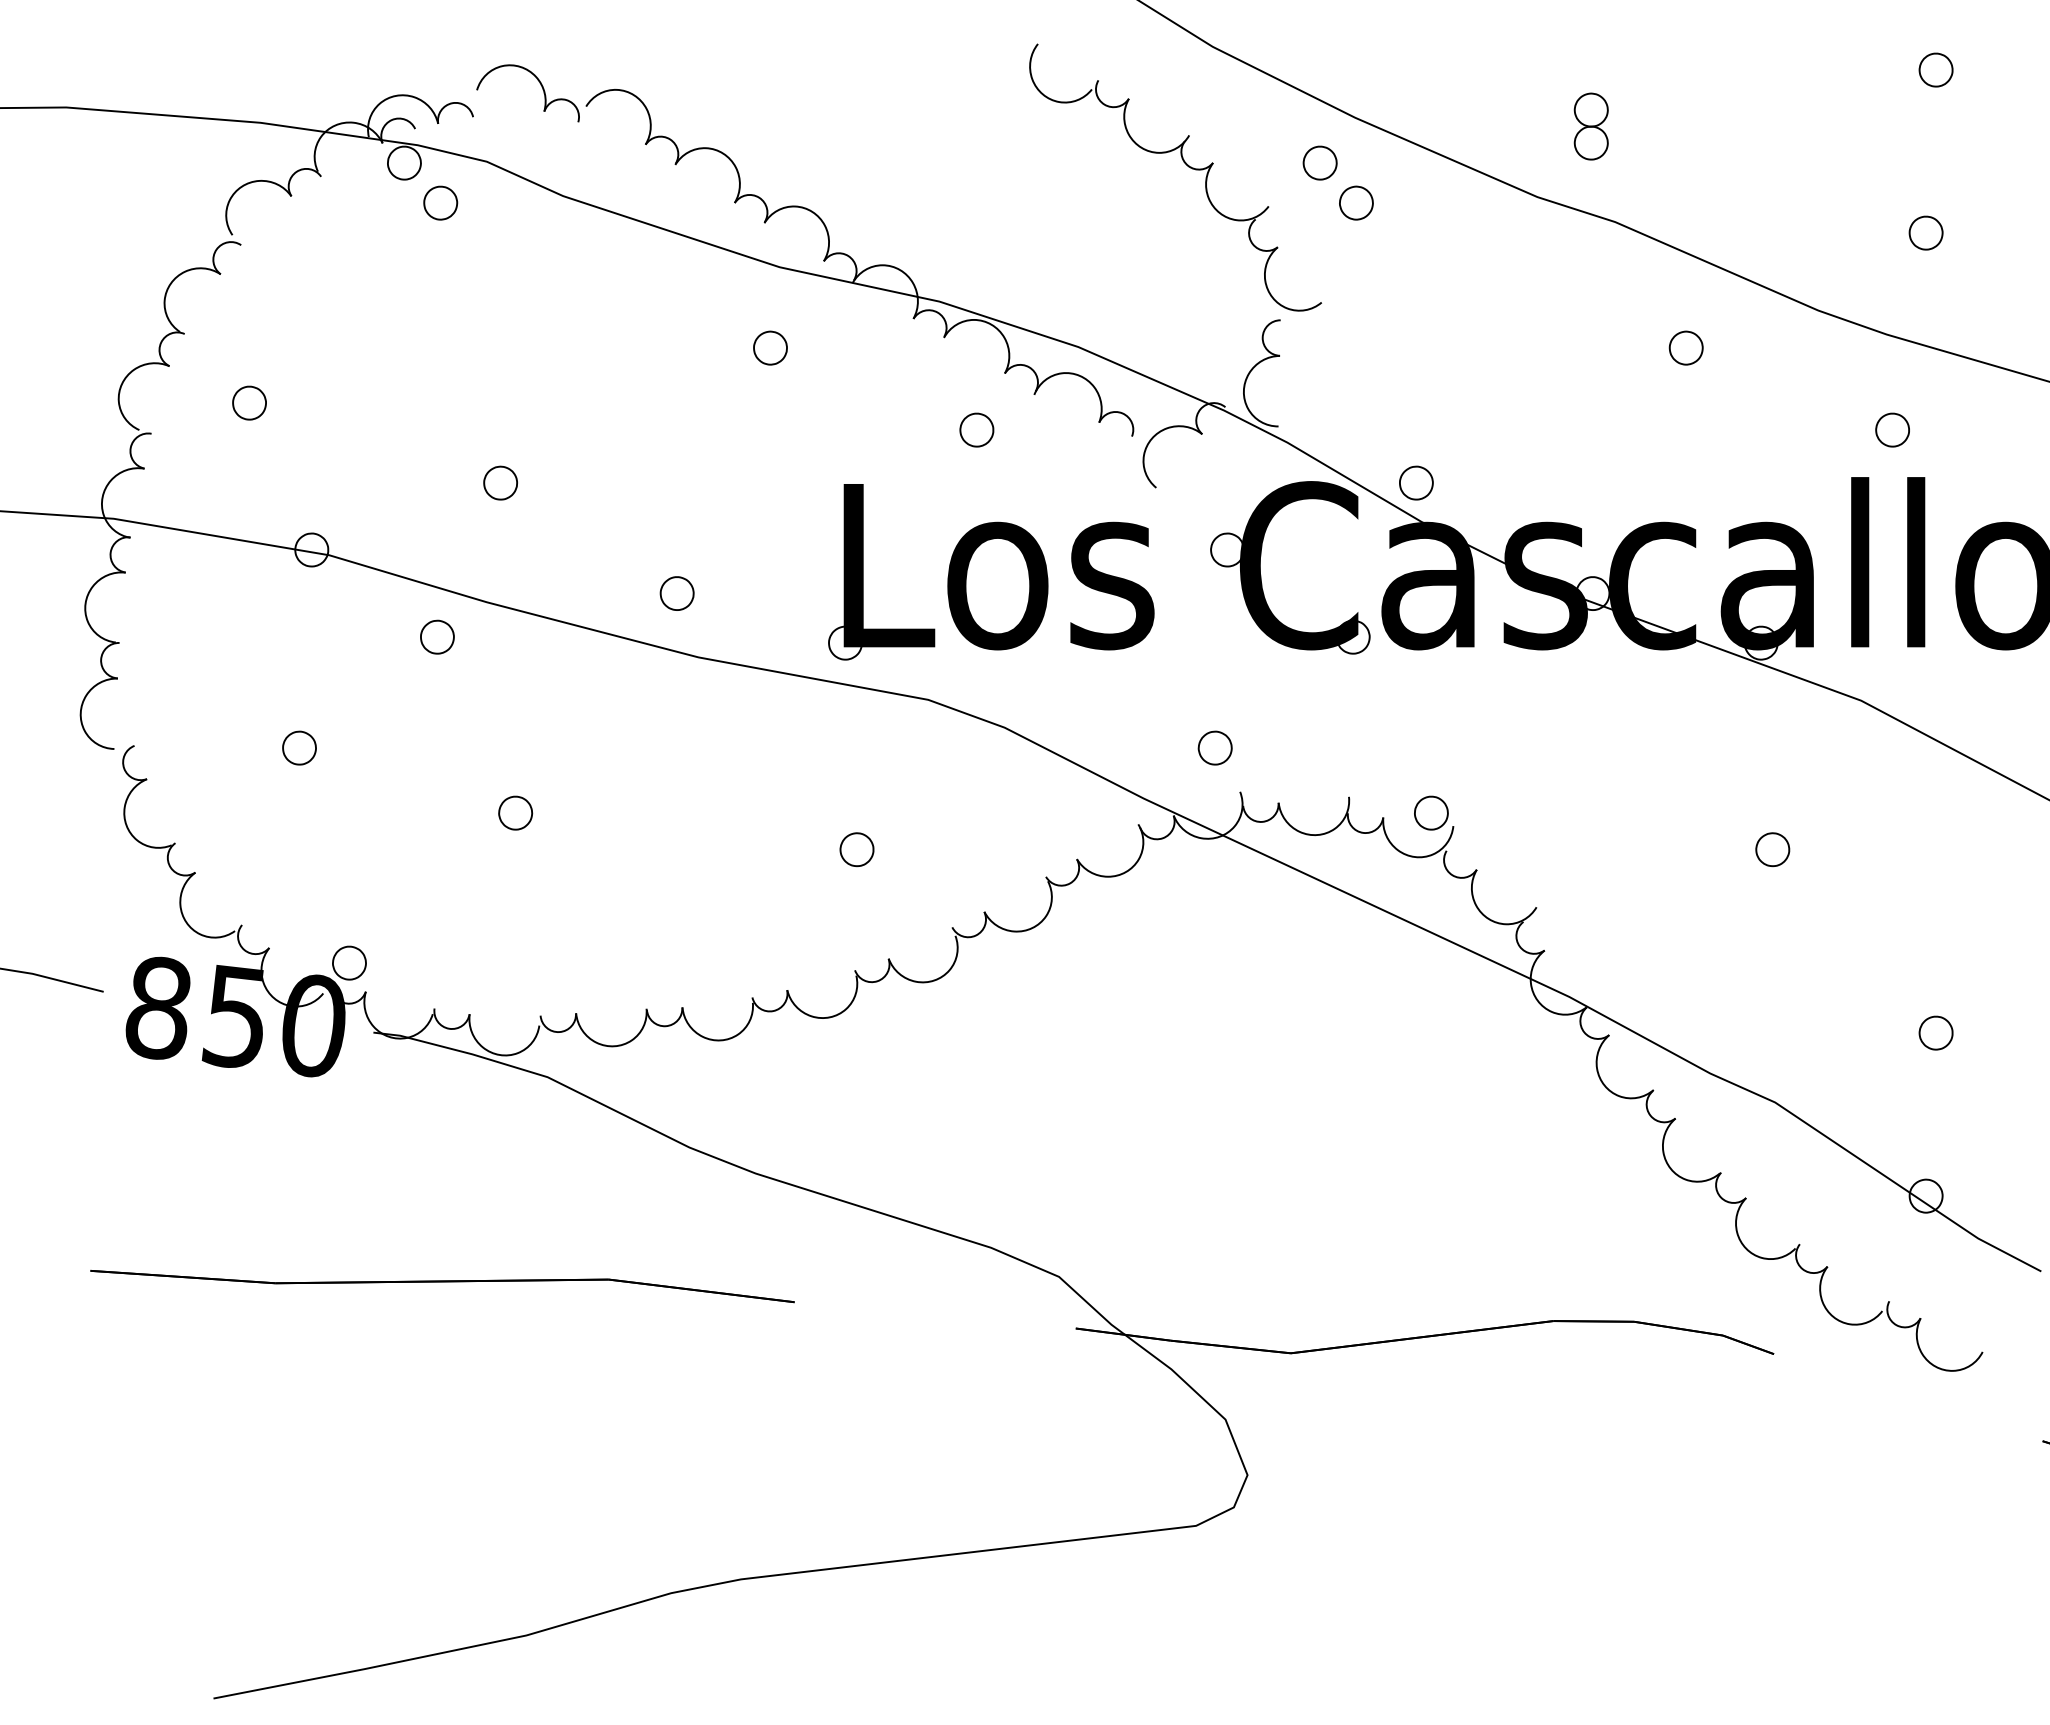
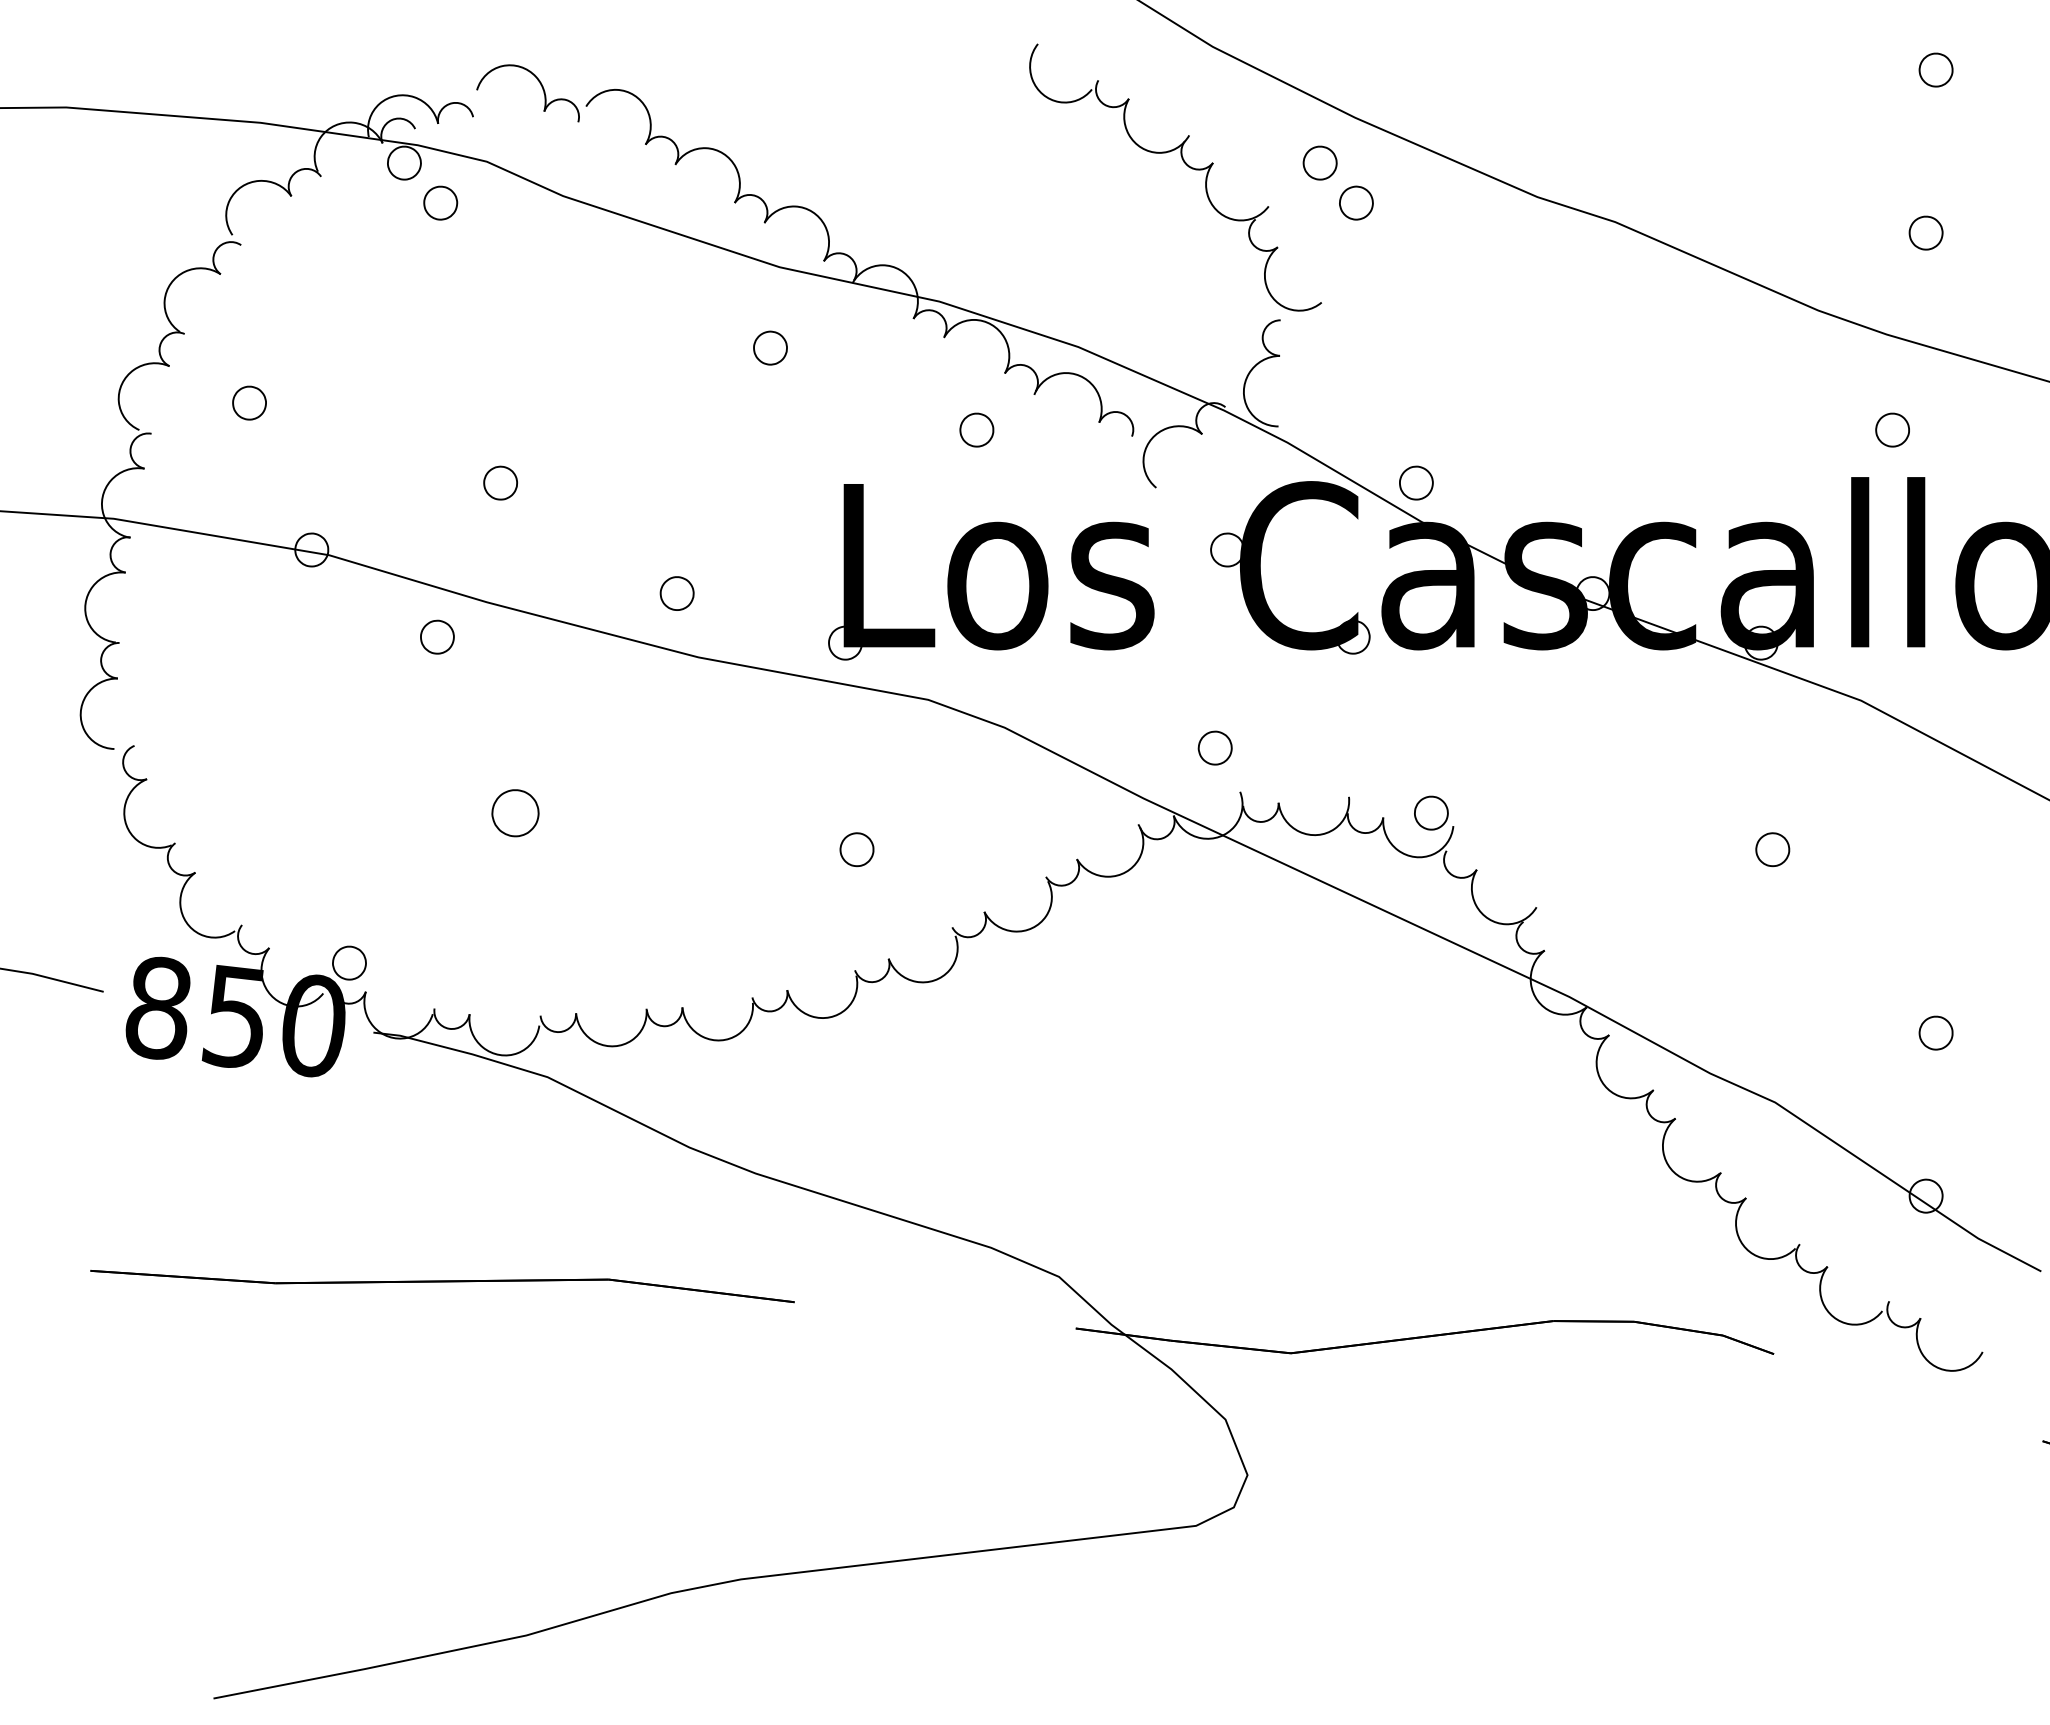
part: present -> none (1590, 126)
part: present -> none (1685, 347)
part: present -> none (299, 747)
part size: 36x36 px -> 49x49 px (515, 813)
